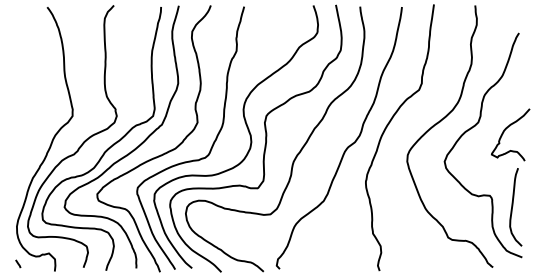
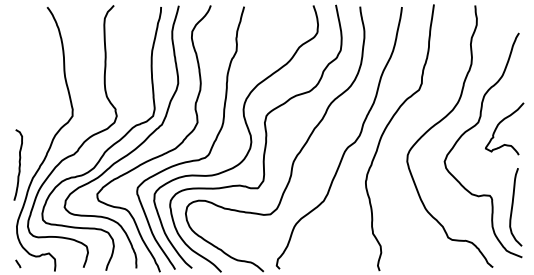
curve position: (504, 132) -> (498, 126) (498, 126)
curve: none -> present (19, 164)
